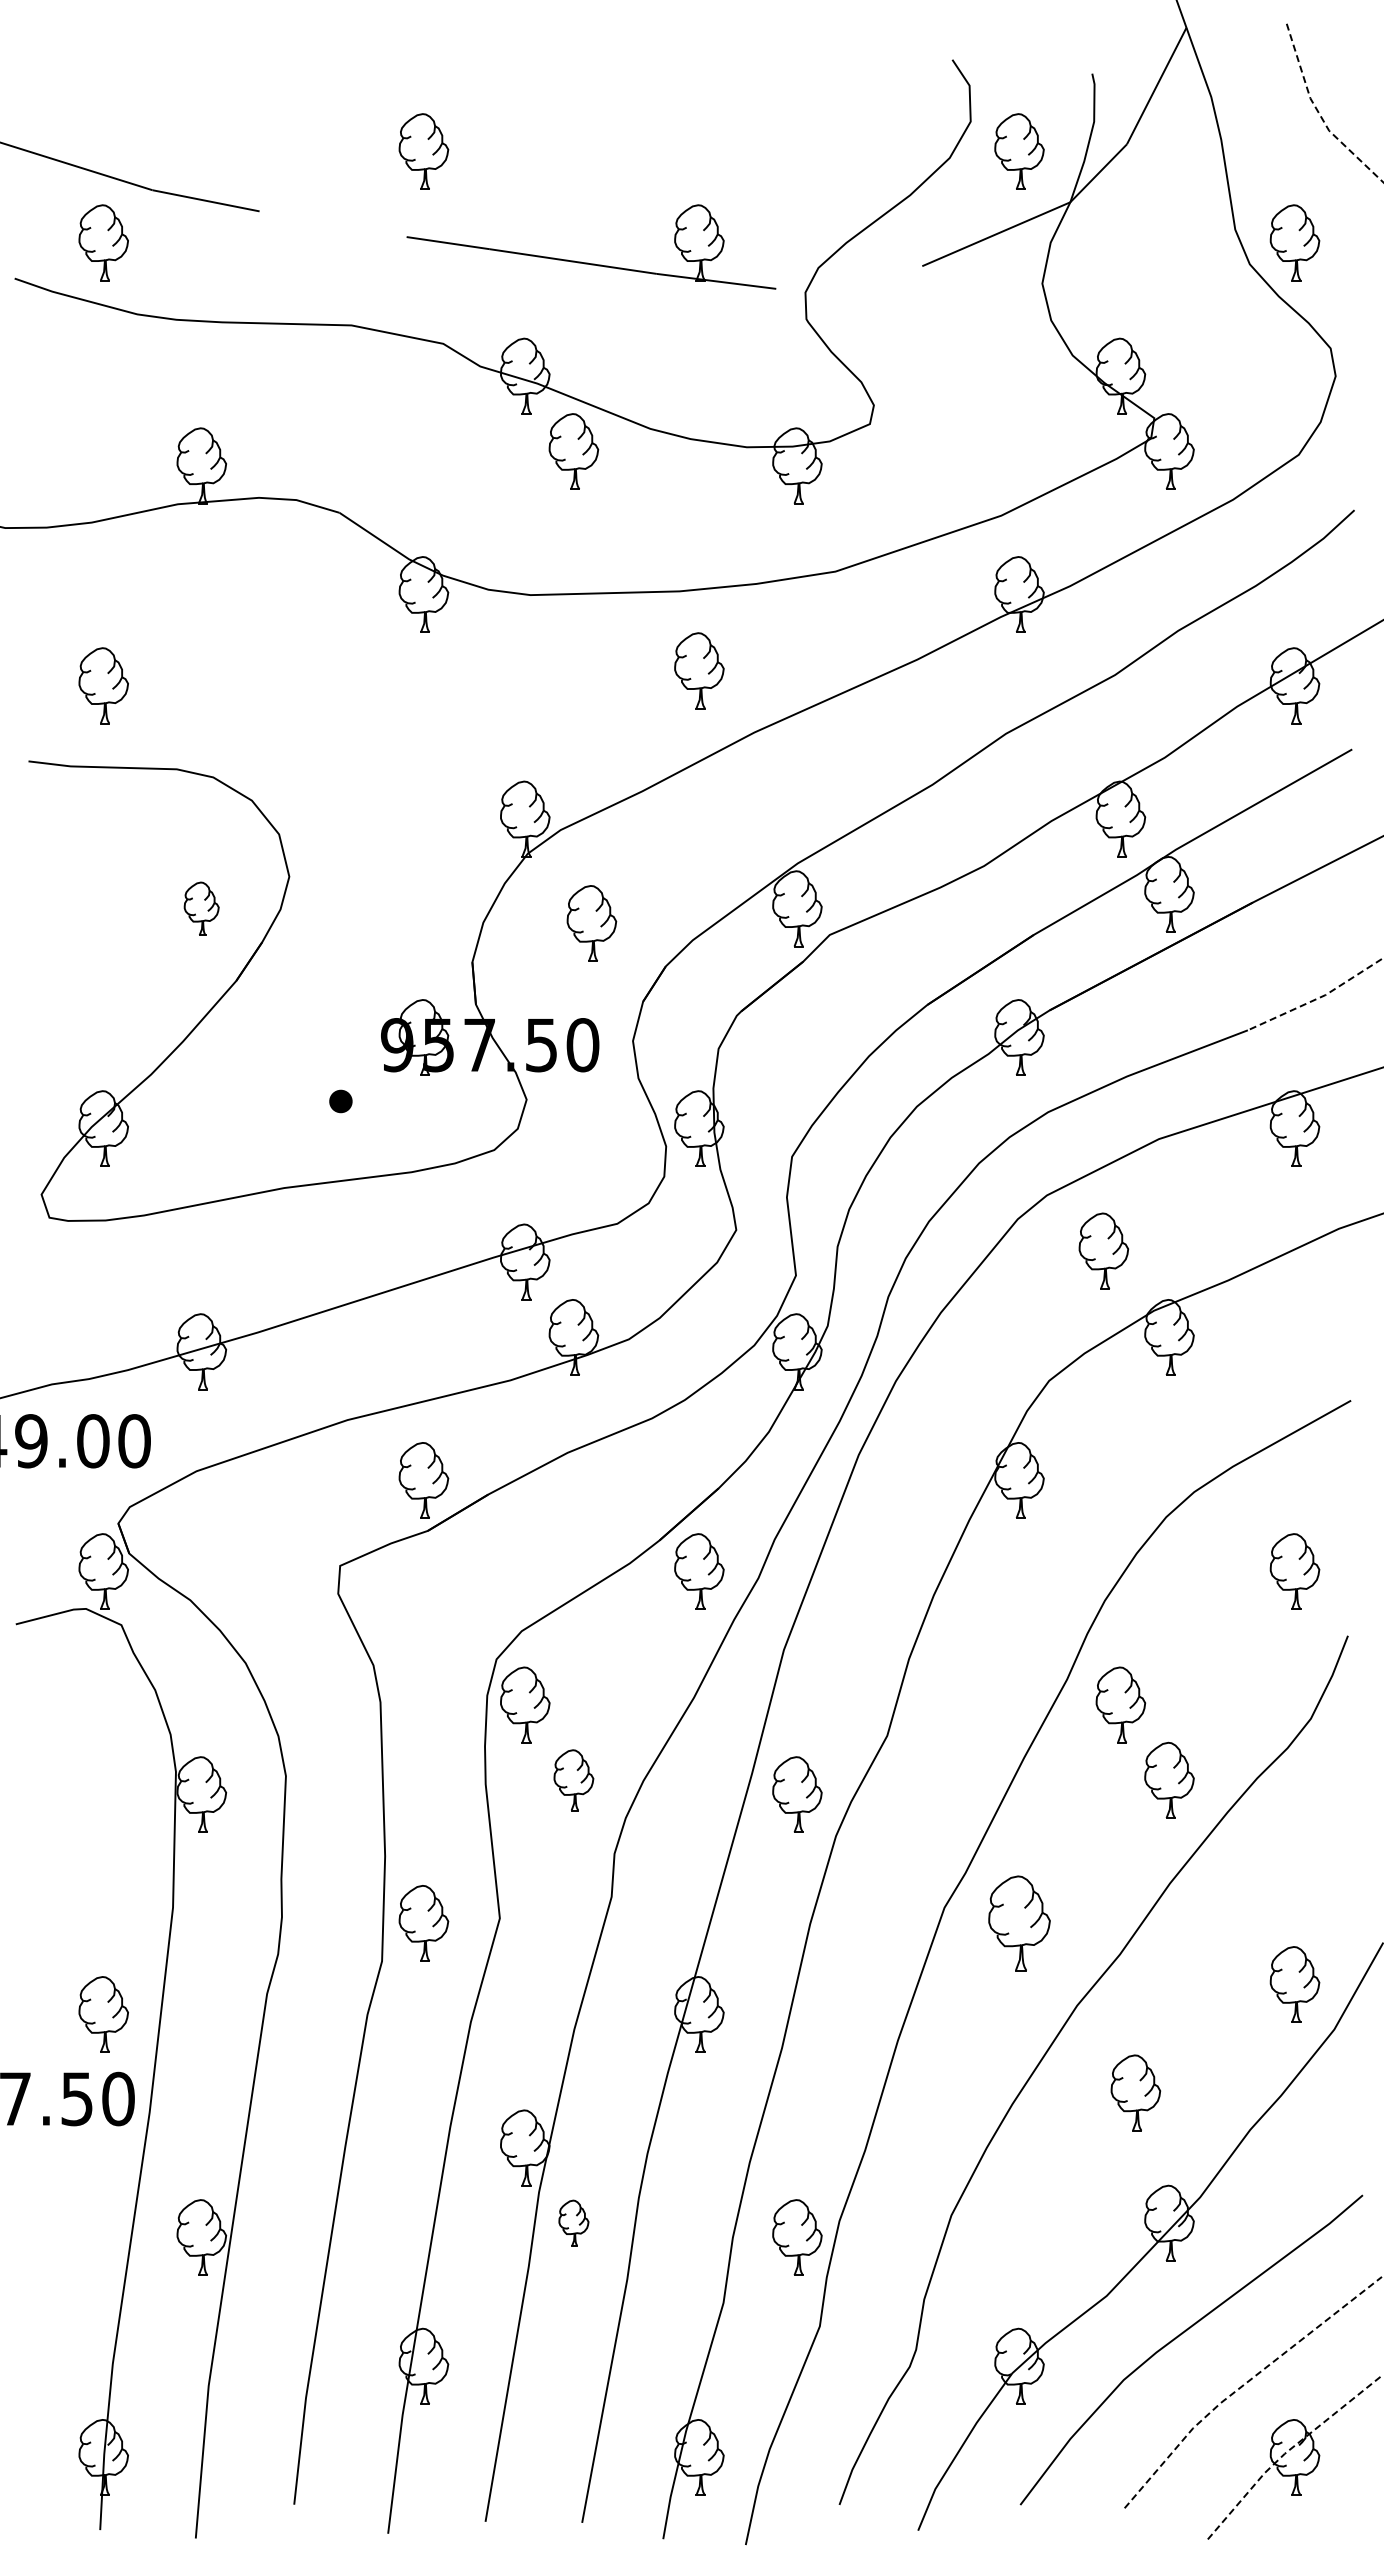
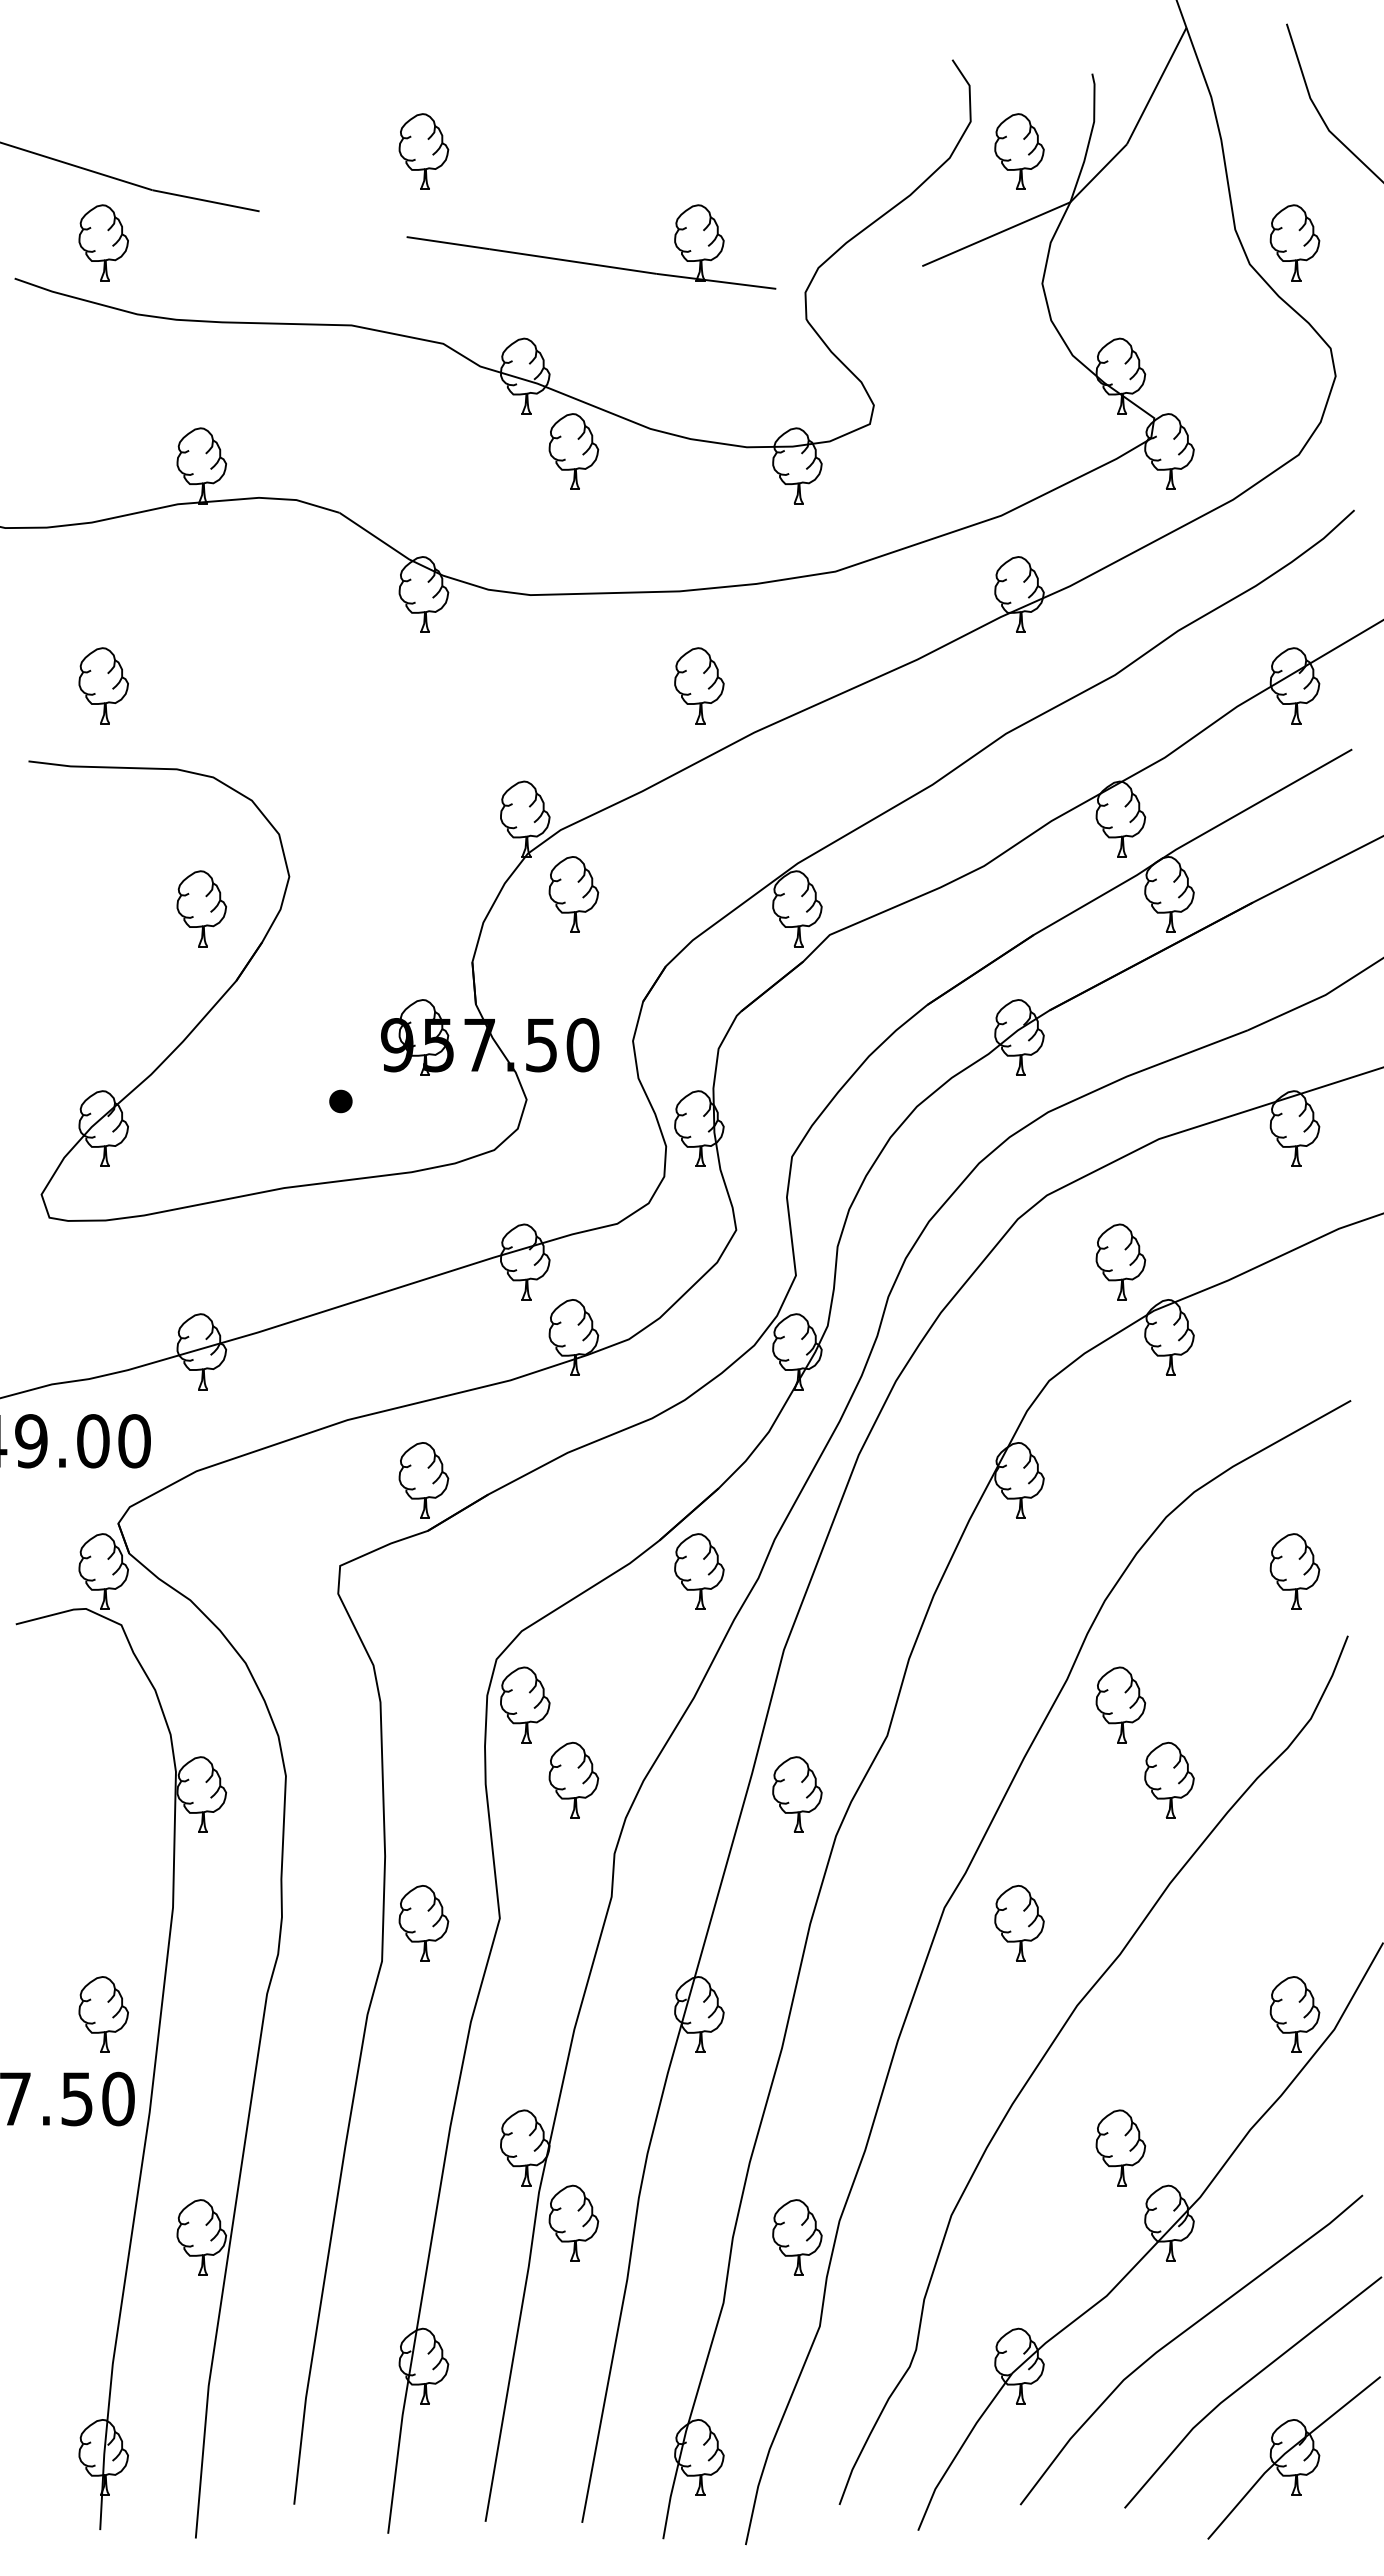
line: dashed -> solid (1319, 113)
part position: (699, 670) -> (699, 685) (699, 685)
part size: 37x55 px -> 51x78 px (201, 908)
part position: (591, 923) -> (573, 894) (573, 894)
line: dashed -> solid (1318, 998)
part position: (1103, 1250) -> (1120, 1261) (1120, 1261)
part size: 42x63 px -> 52x78 px (573, 1779)
part size: 63x97 px -> 51x77 px (1019, 1923)
part position: (1294, 1984) -> (1294, 2014) (1294, 2014)
part position: (1135, 2092) -> (1120, 2147) (1120, 2147)
part size: 32x48 px -> 52x78 px (573, 2222)
line: dashed -> solid (1244, 2384)
line: dashed -> solid (1287, 2451)
